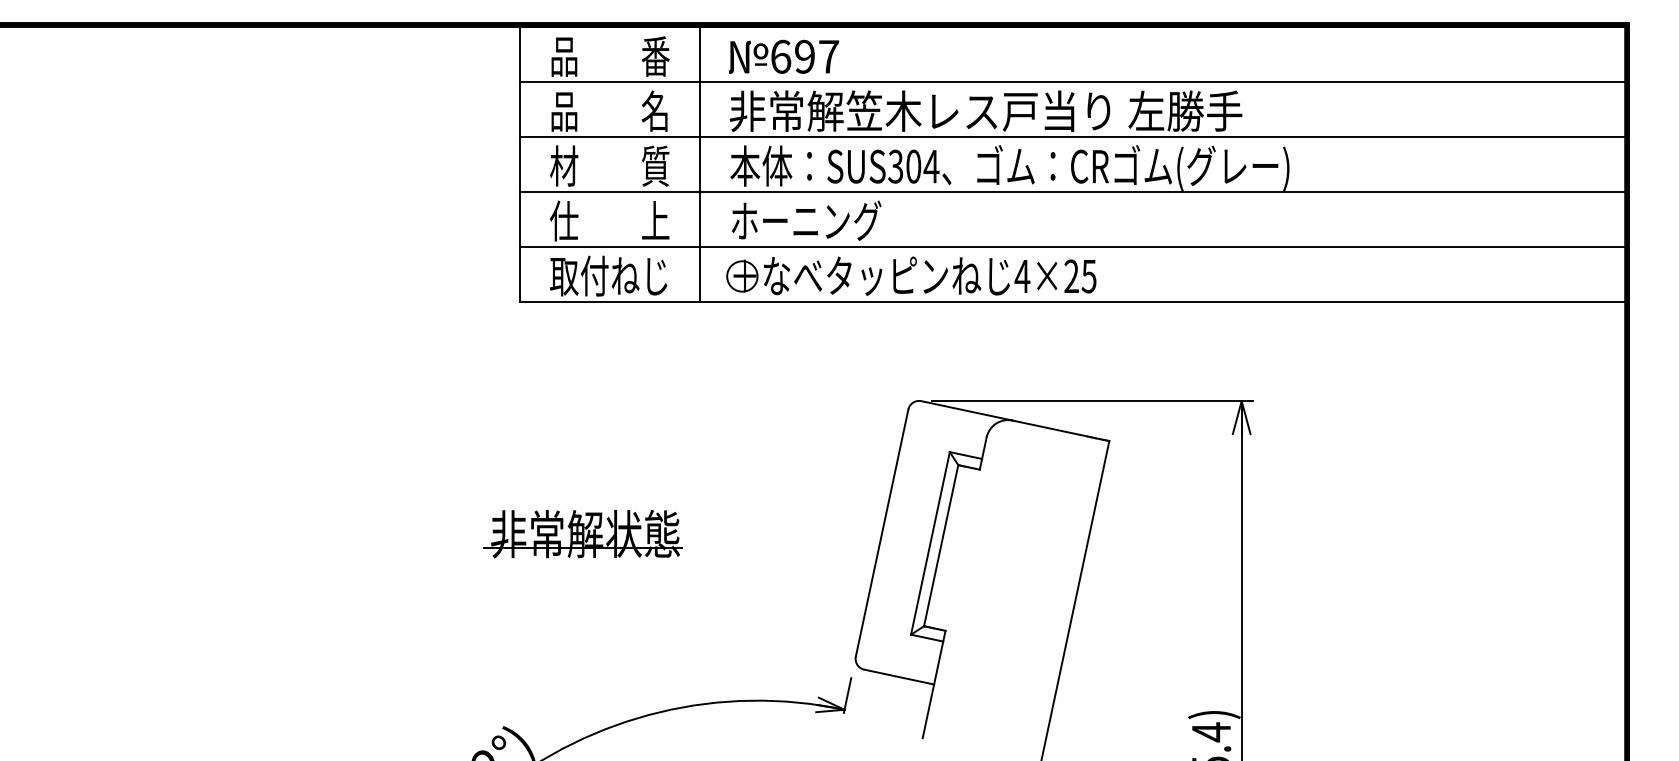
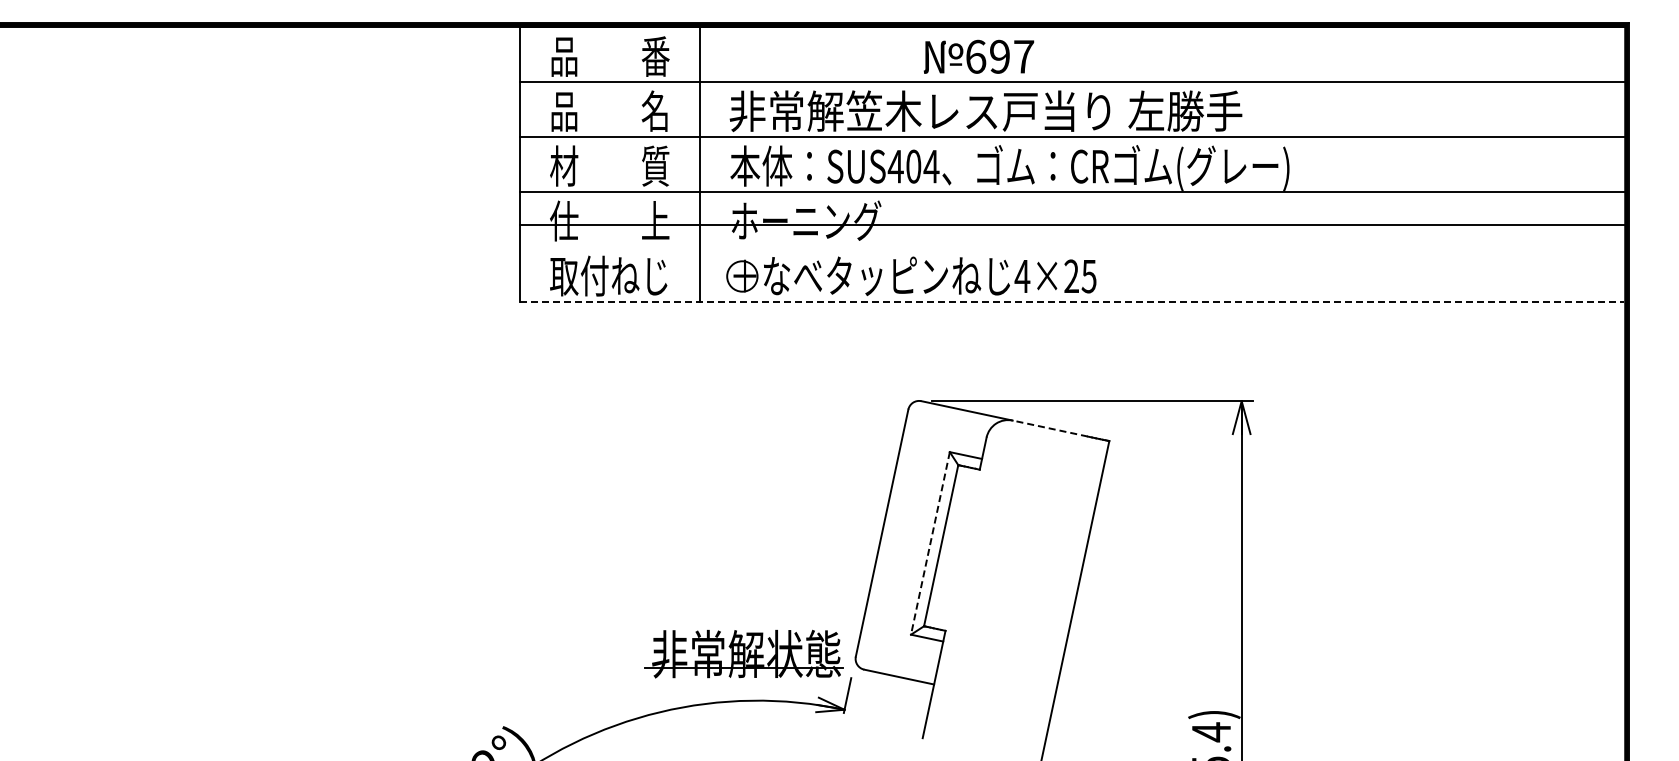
text position: (783, 56) -> (978, 56) (978, 56)
text: SUS304 -> SUS404 (895, 166)
line position: (1072, 246) -> (1072, 224) (1072, 224)
line: solid -> dashed (1072, 301)
line: solid -> dashed (1049, 428)
part position: (582, 533) -> (743, 653) (743, 653)
line: solid -> dashed (930, 543)
